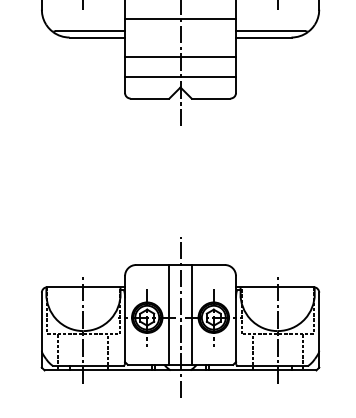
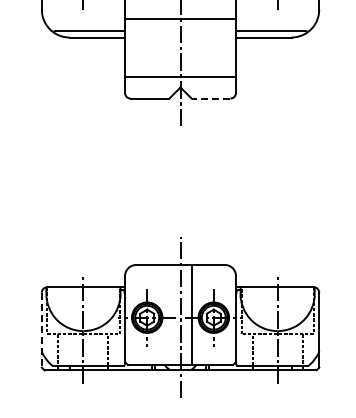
line: present -> none (180, 56)
line: solid -> dashed (210, 98)
line: present -> none (169, 314)
line: solid -> dashed (41, 330)
